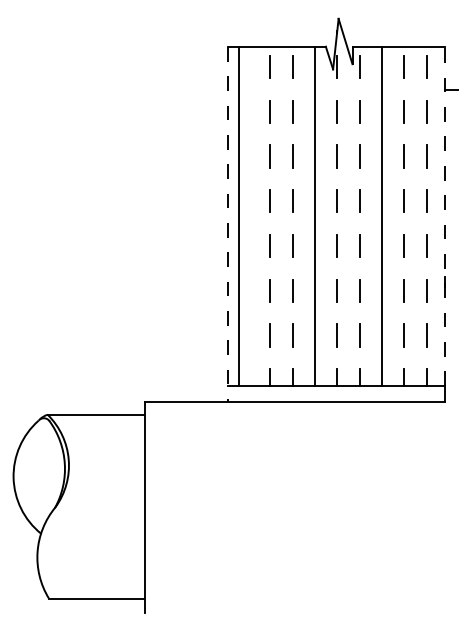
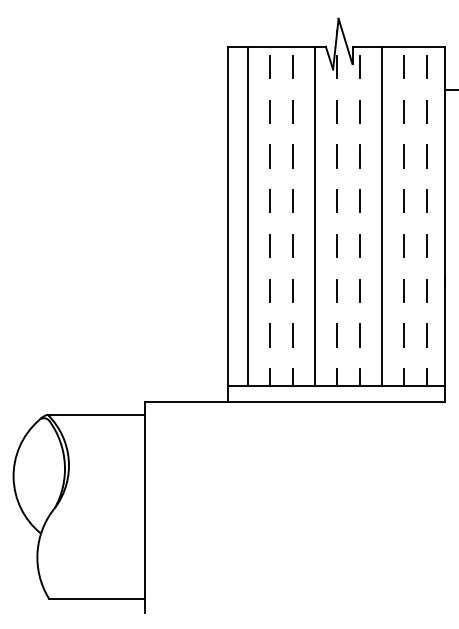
line position: (238, 215) -> (247, 215) (247, 215)
line: dashed -> solid (445, 215)
line: dashed -> solid (228, 224)
